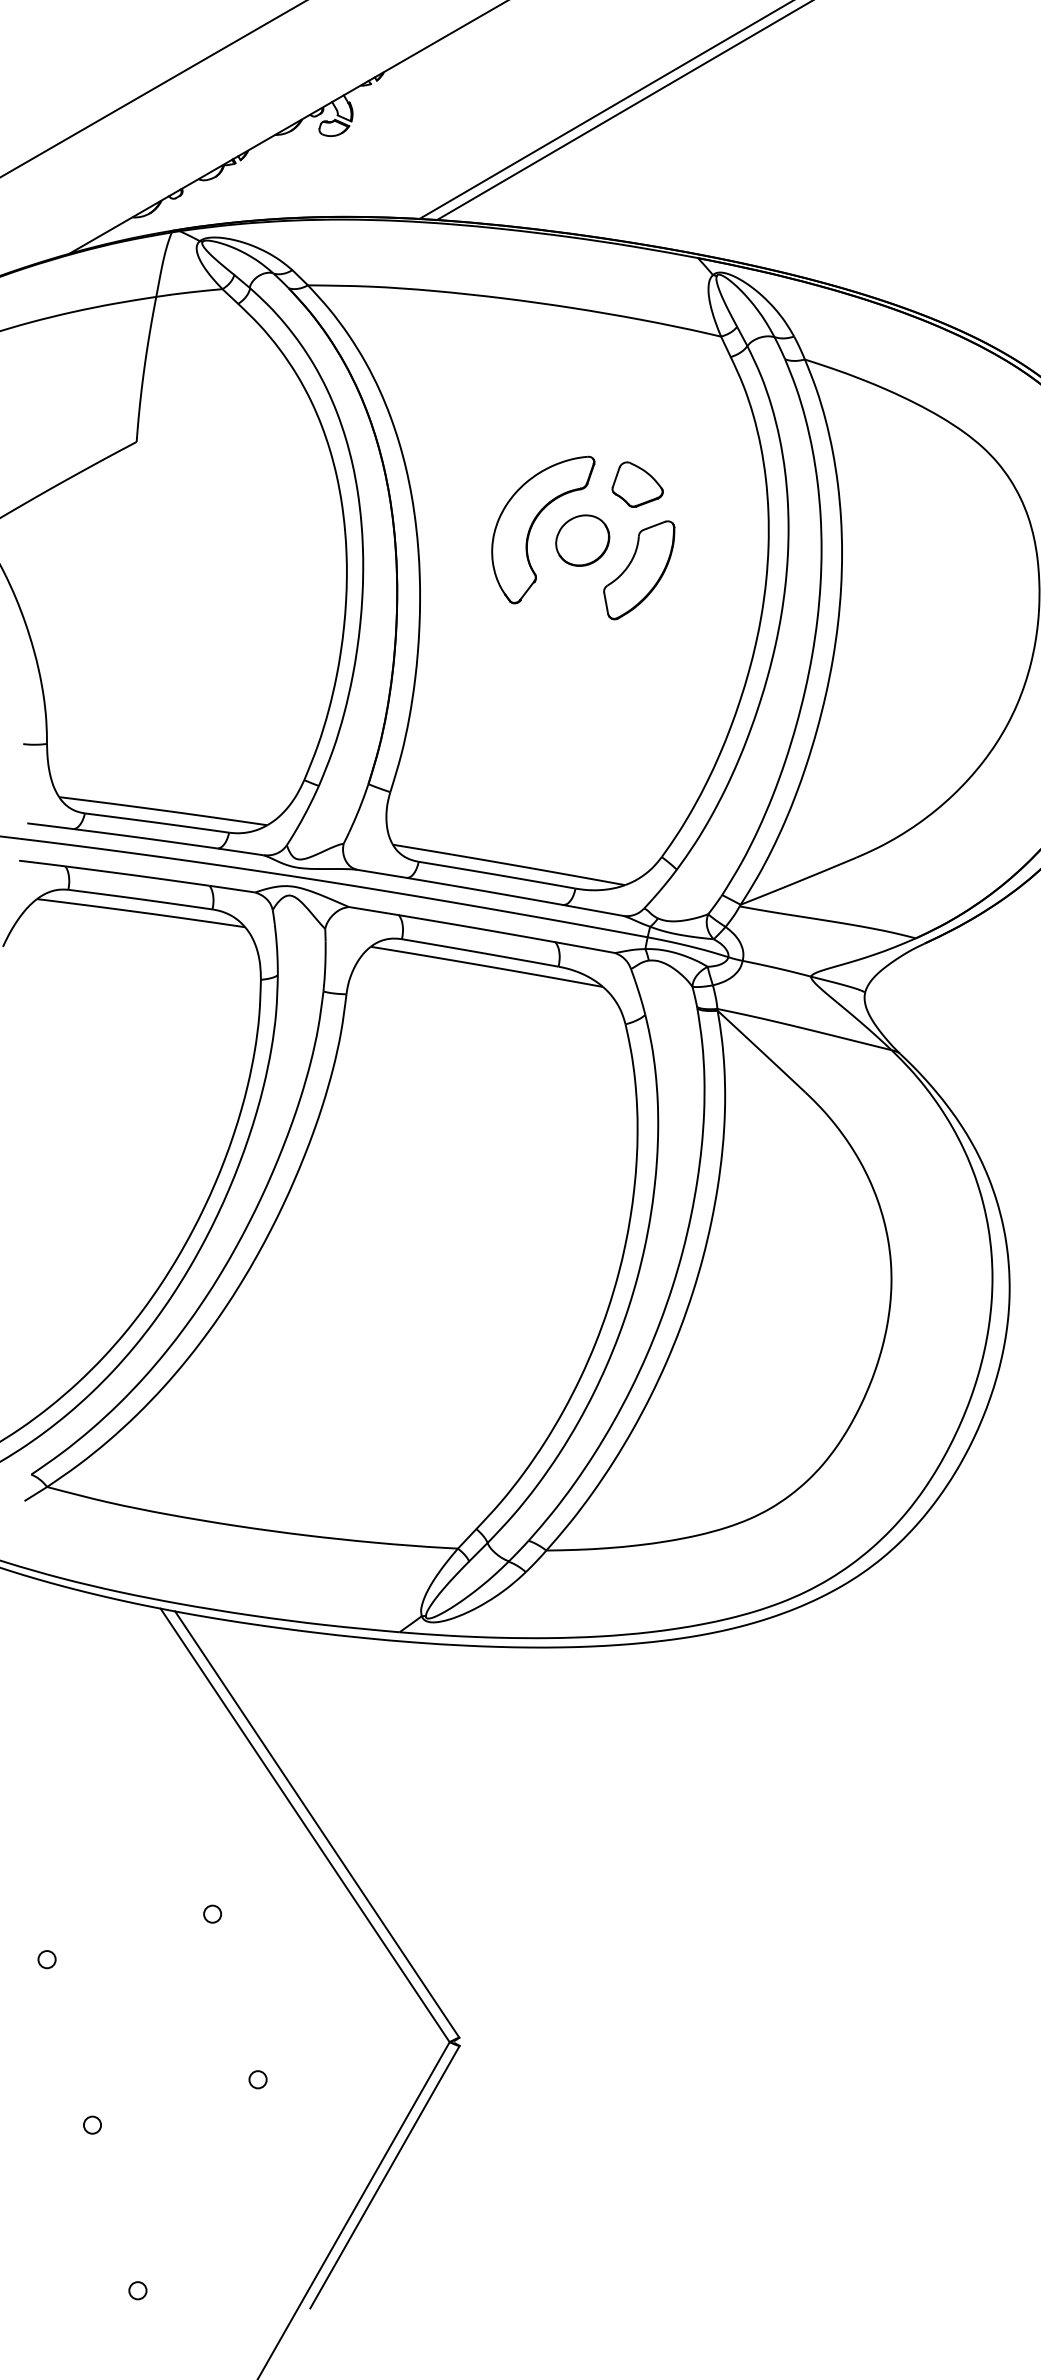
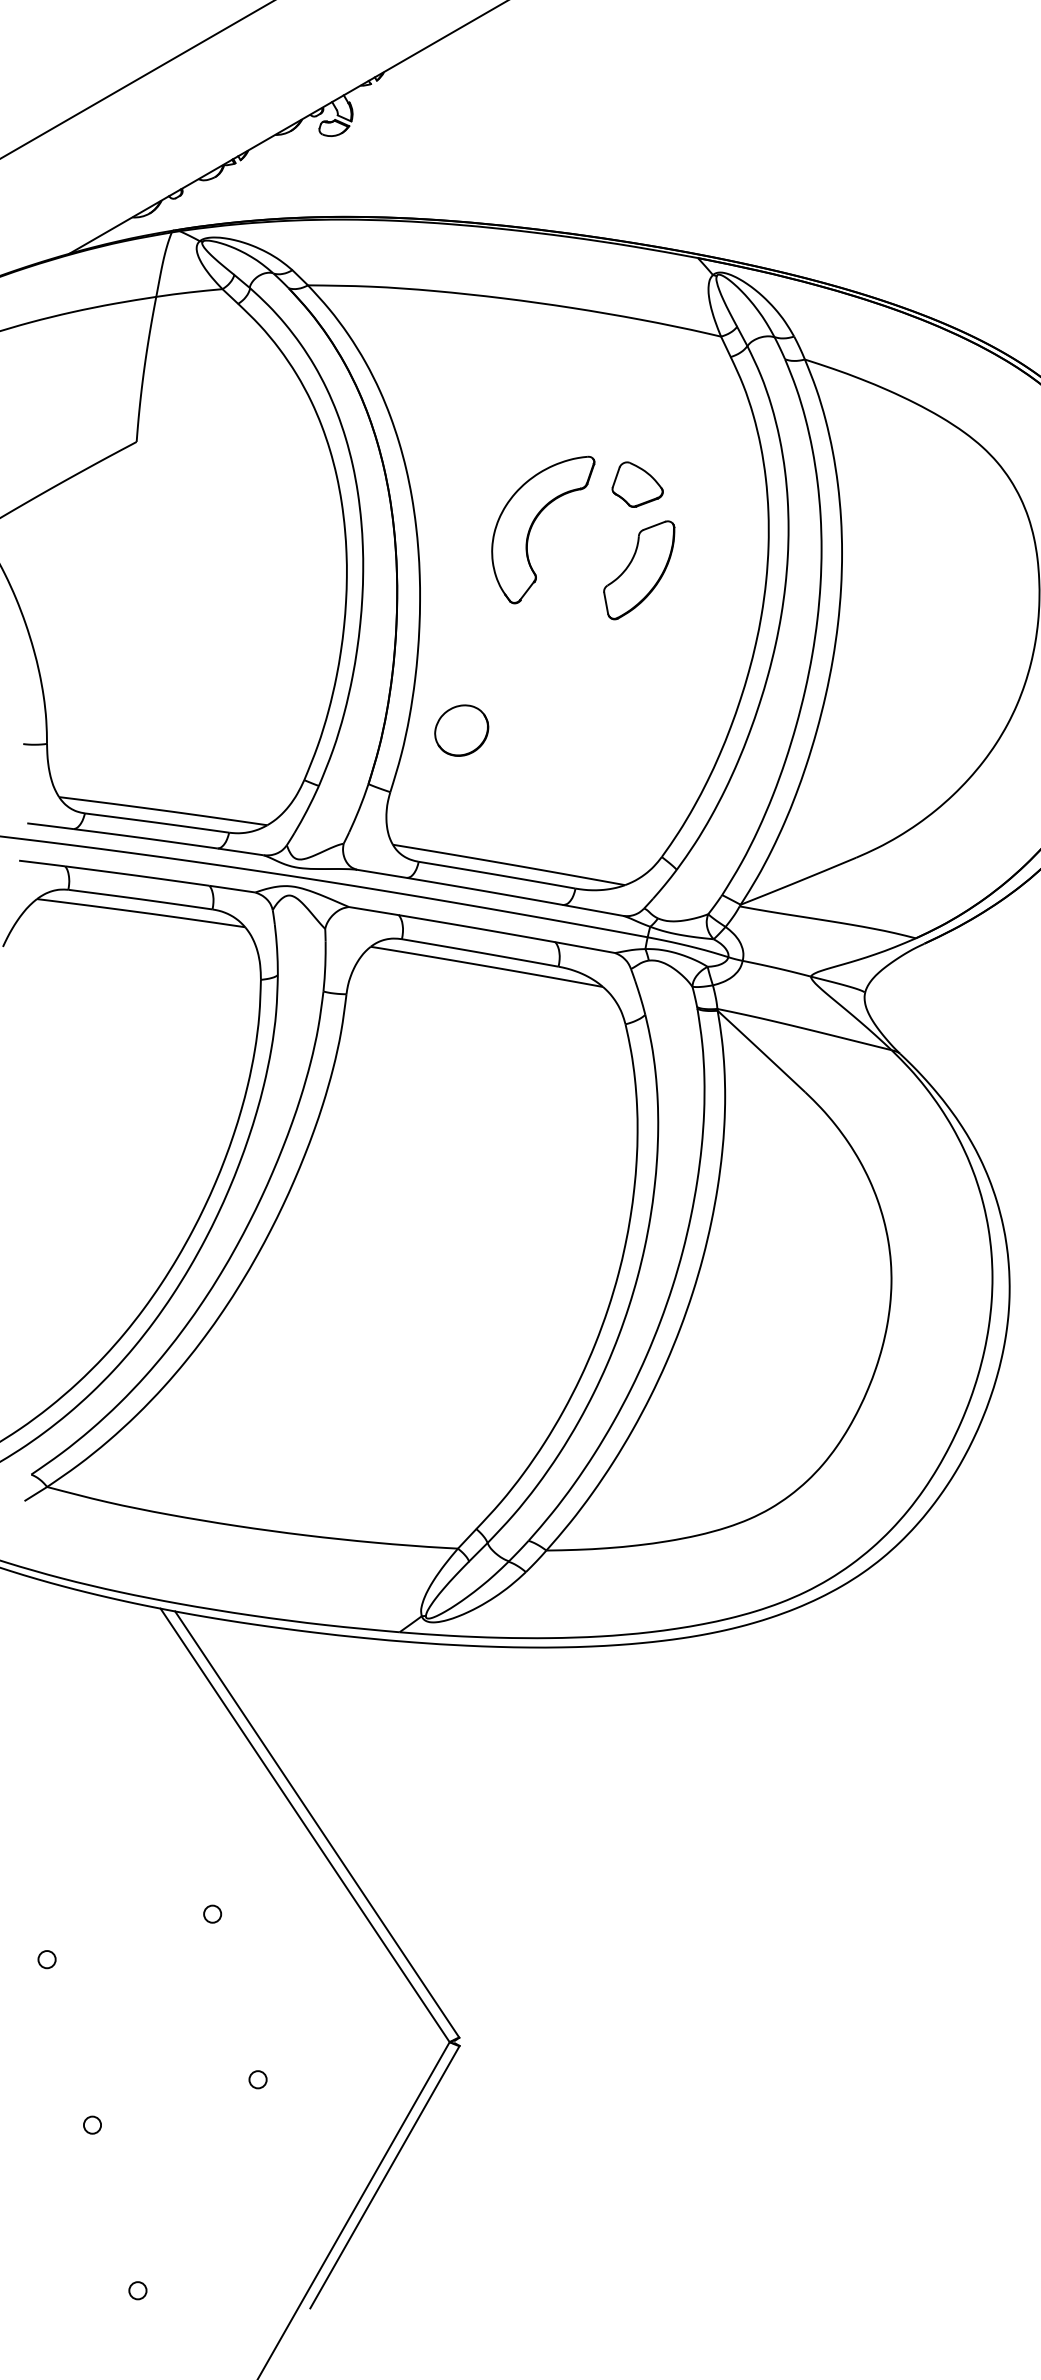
line position: (152, 88) -> (136, 79) (136, 79)
line: present -> none (604, 110)
line: present -> none (623, 111)
part position: (582, 540) -> (461, 730) (461, 730)
